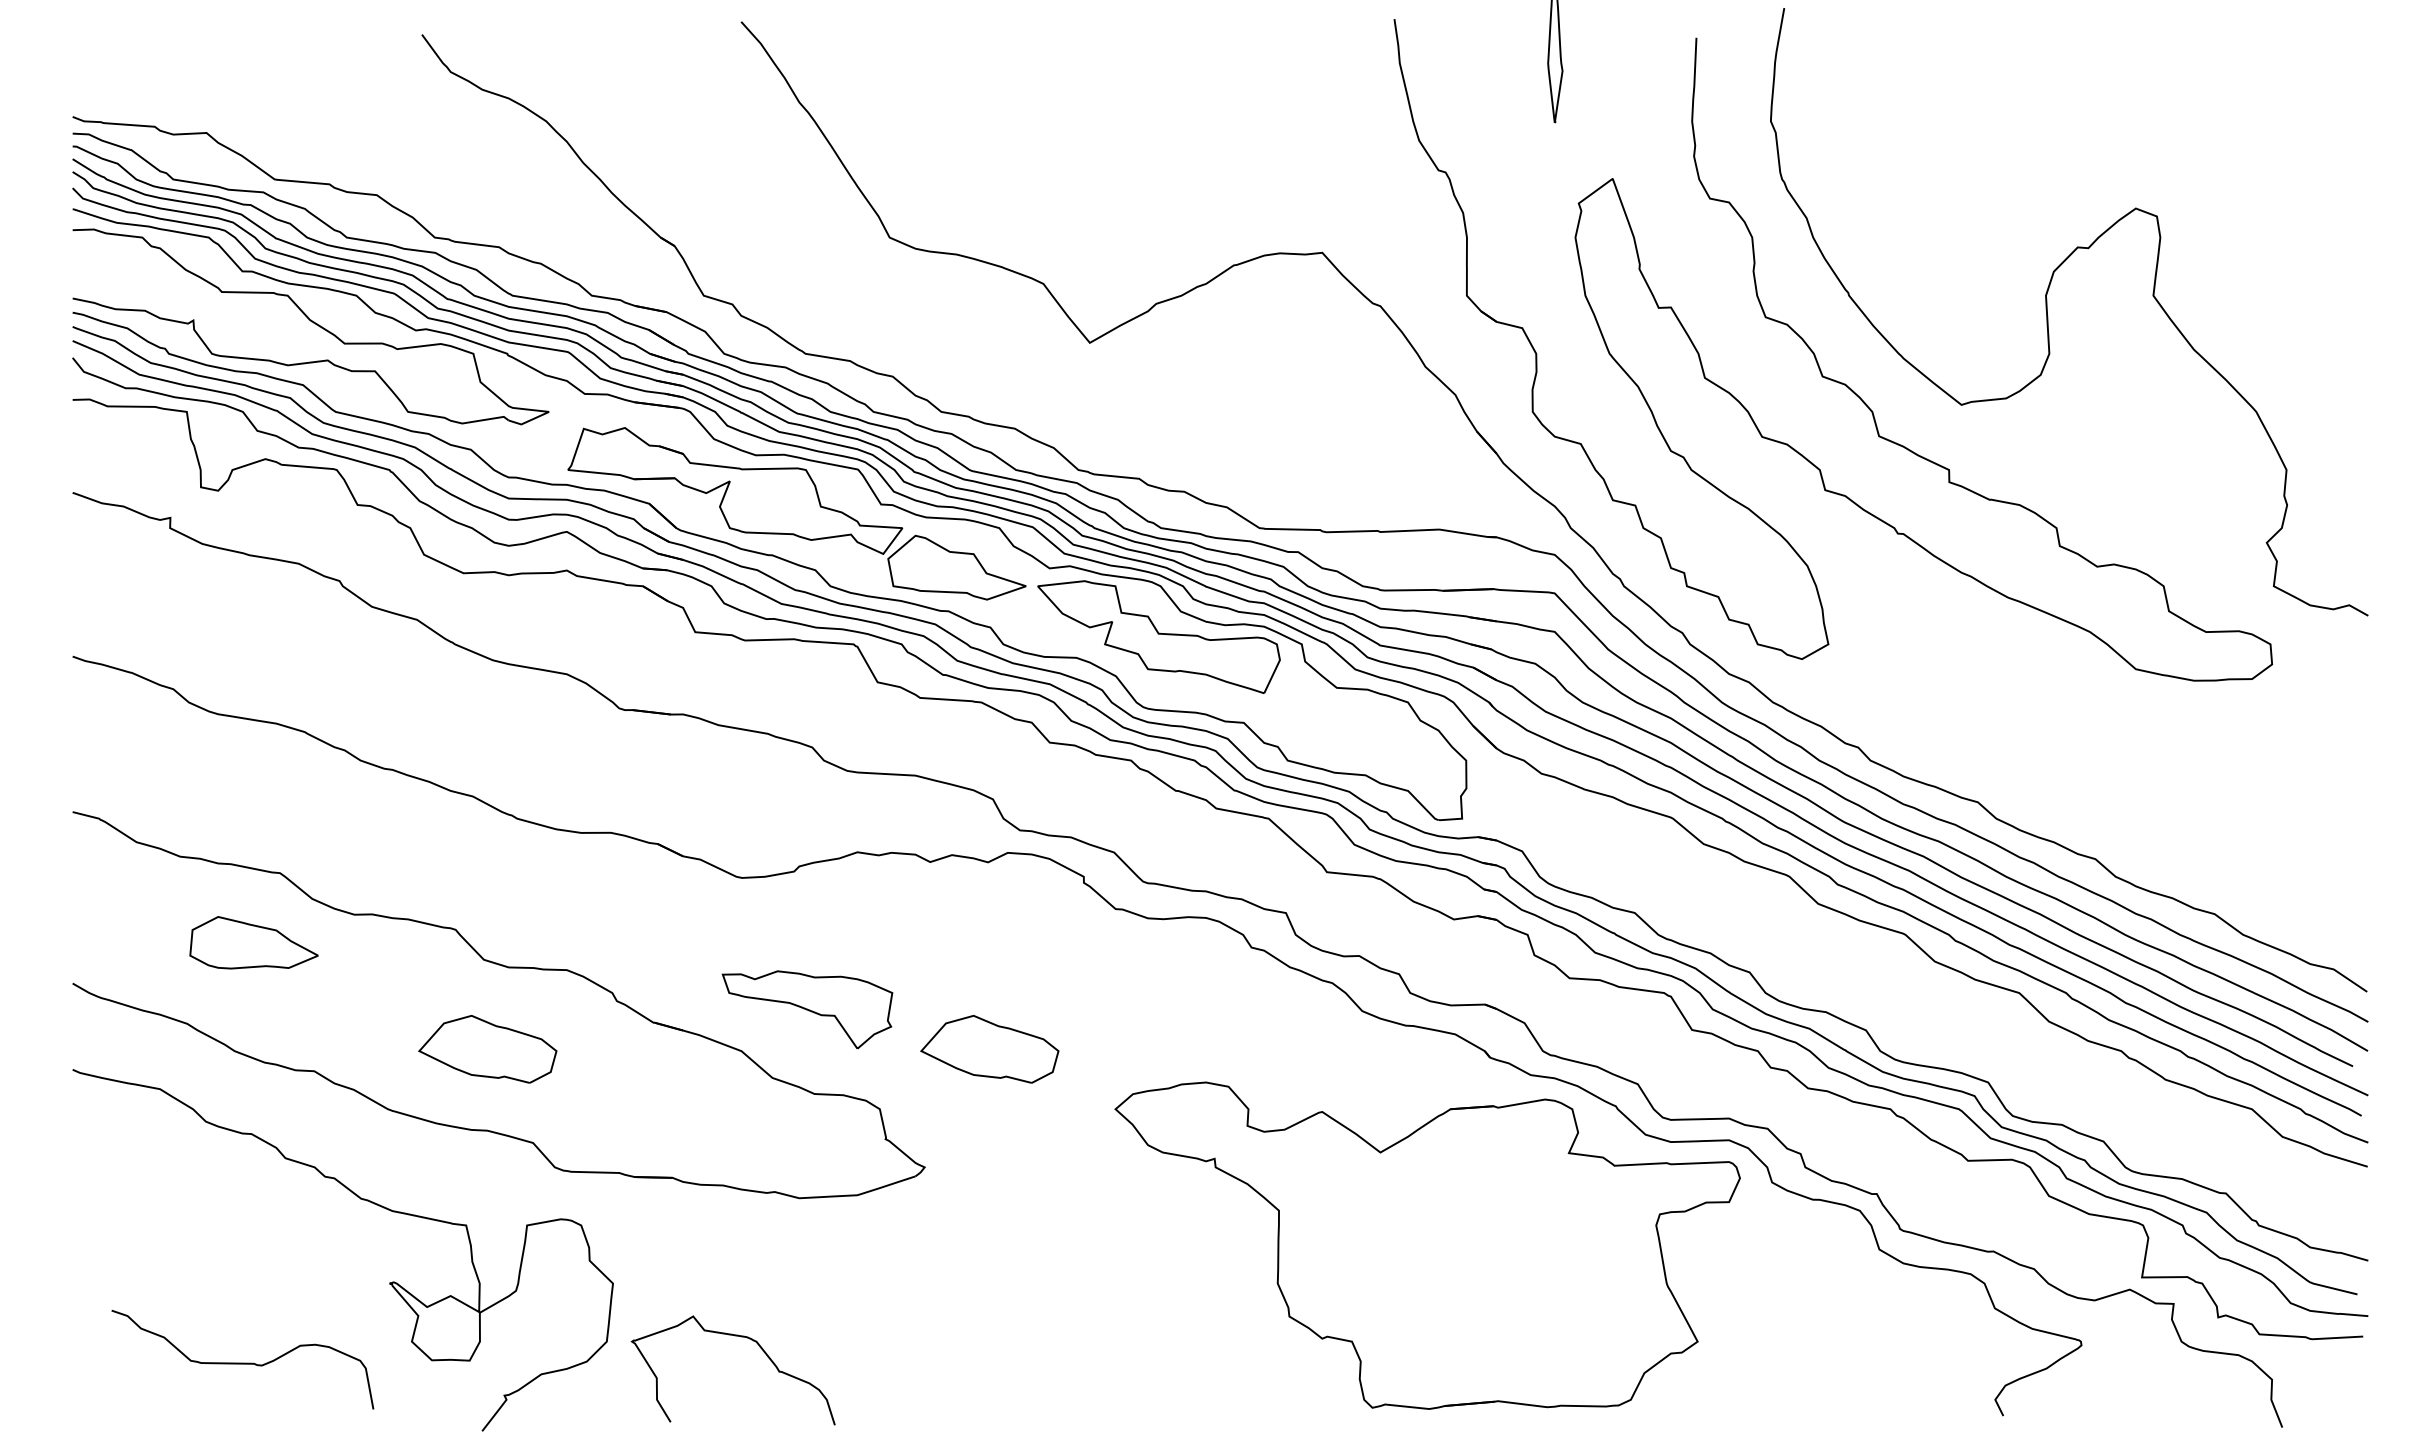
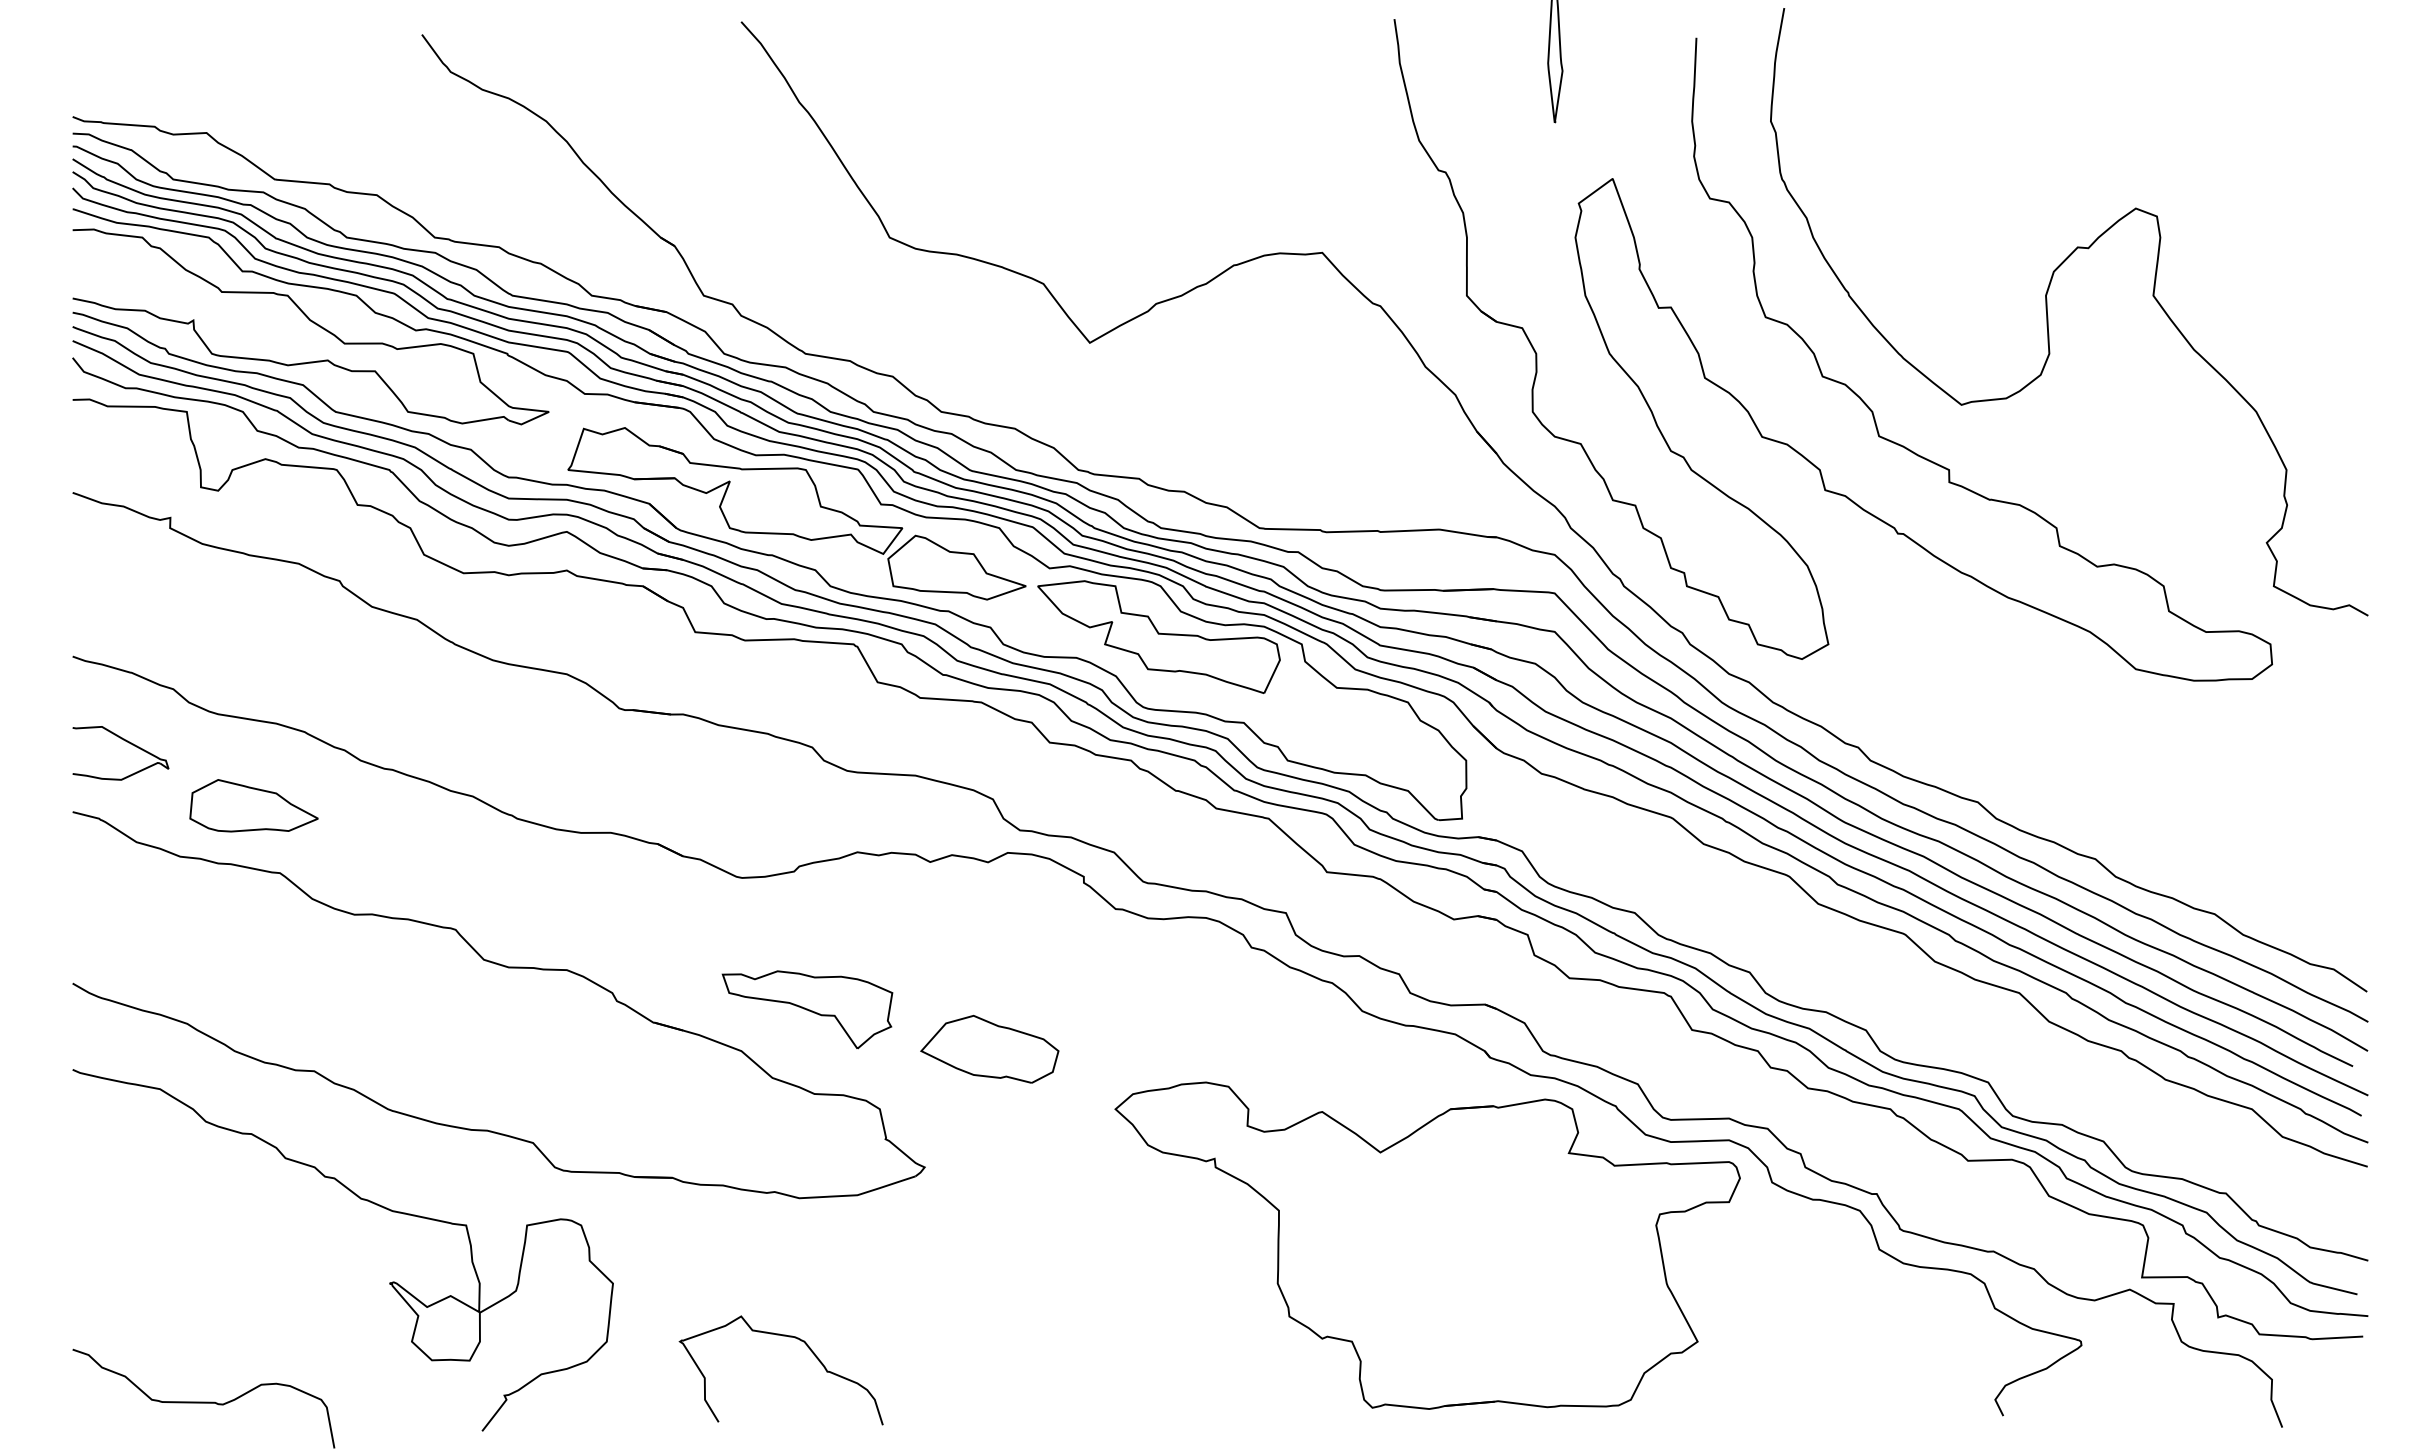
part: none -> present (128, 743)
part position: (253, 942) -> (253, 805) (253, 805)
part: present -> none (487, 1048)
curve position: (740, 1337) -> (788, 1337) (788, 1337)
curve position: (242, 1362) -> (203, 1401) (203, 1401)
